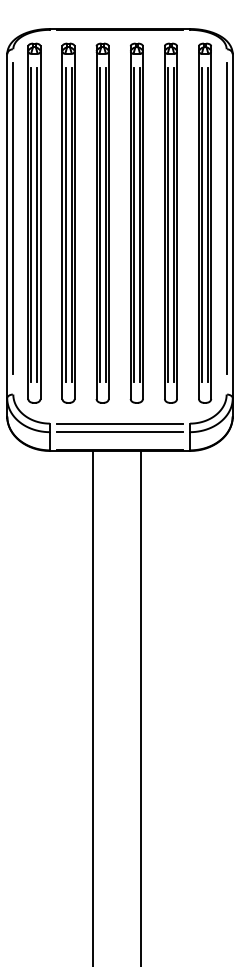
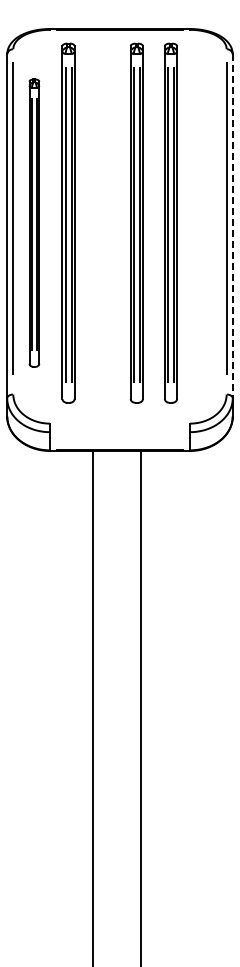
part size: 15x362 px -> 13x290 px (34, 222)
part: present -> none (102, 222)
part: present -> none (204, 222)
line: solid -> dashed (232, 226)
line: present -> none (119, 423)
line: present -> none (119, 432)
